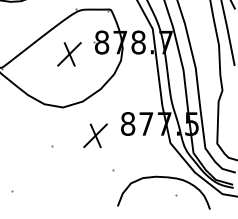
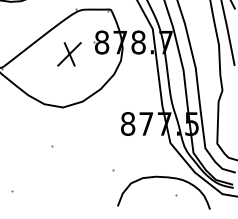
part: present -> none (95, 135)
